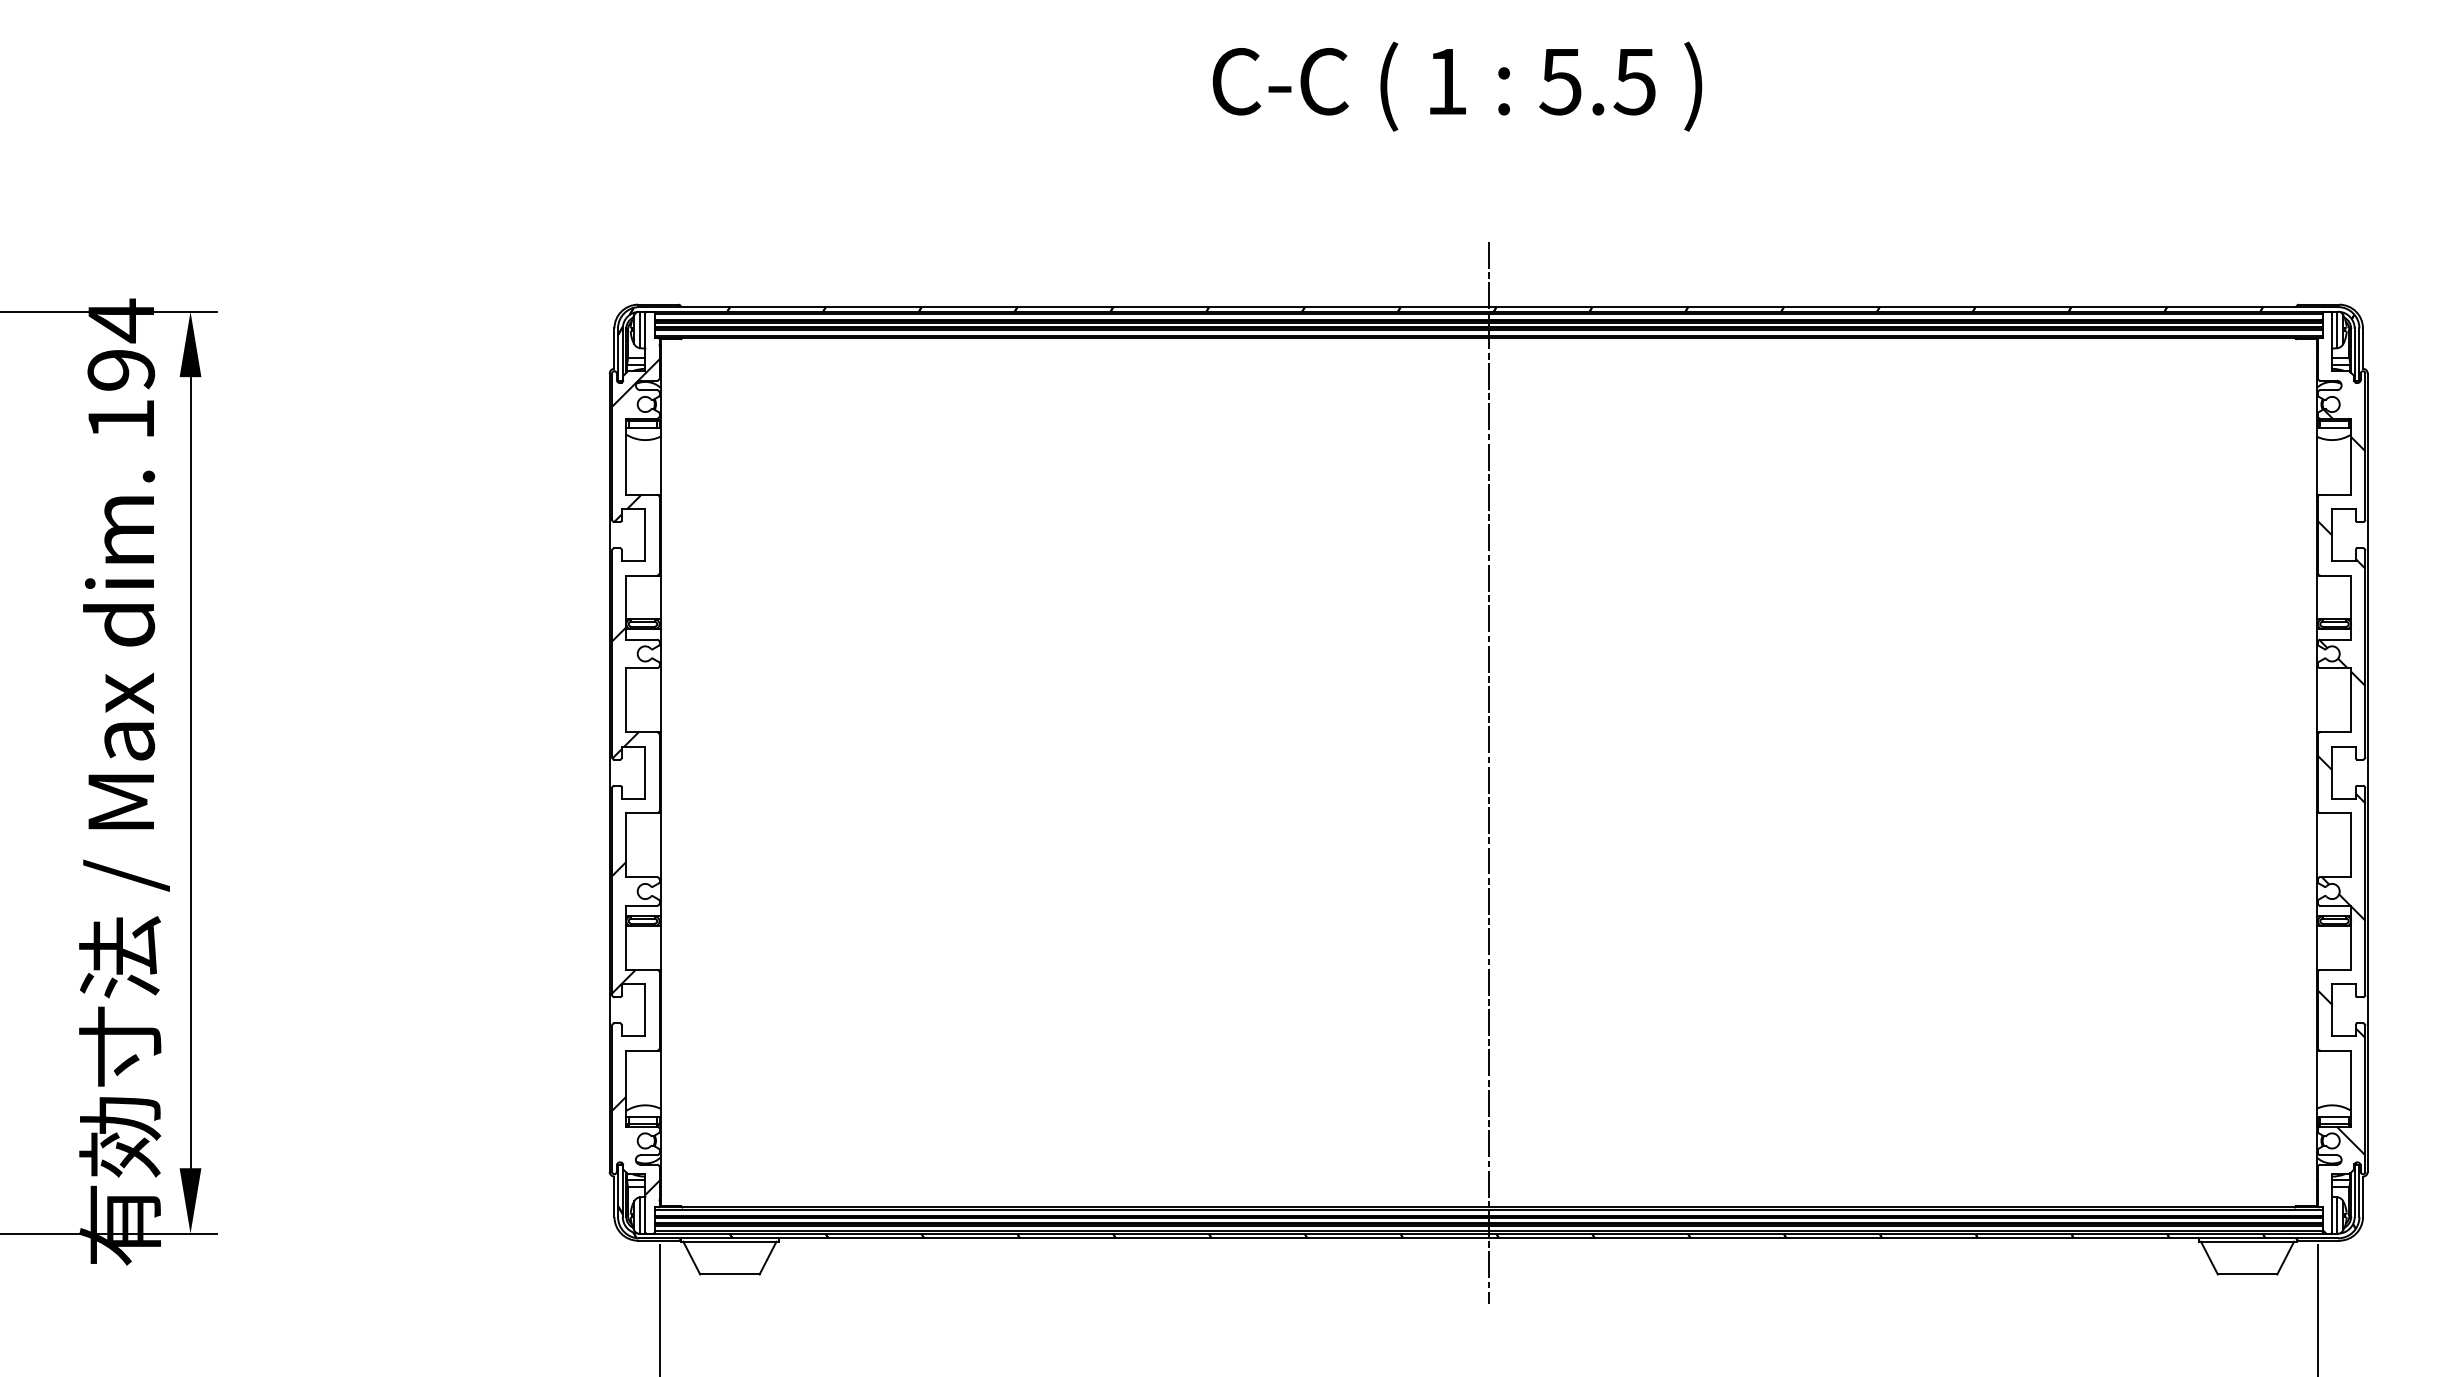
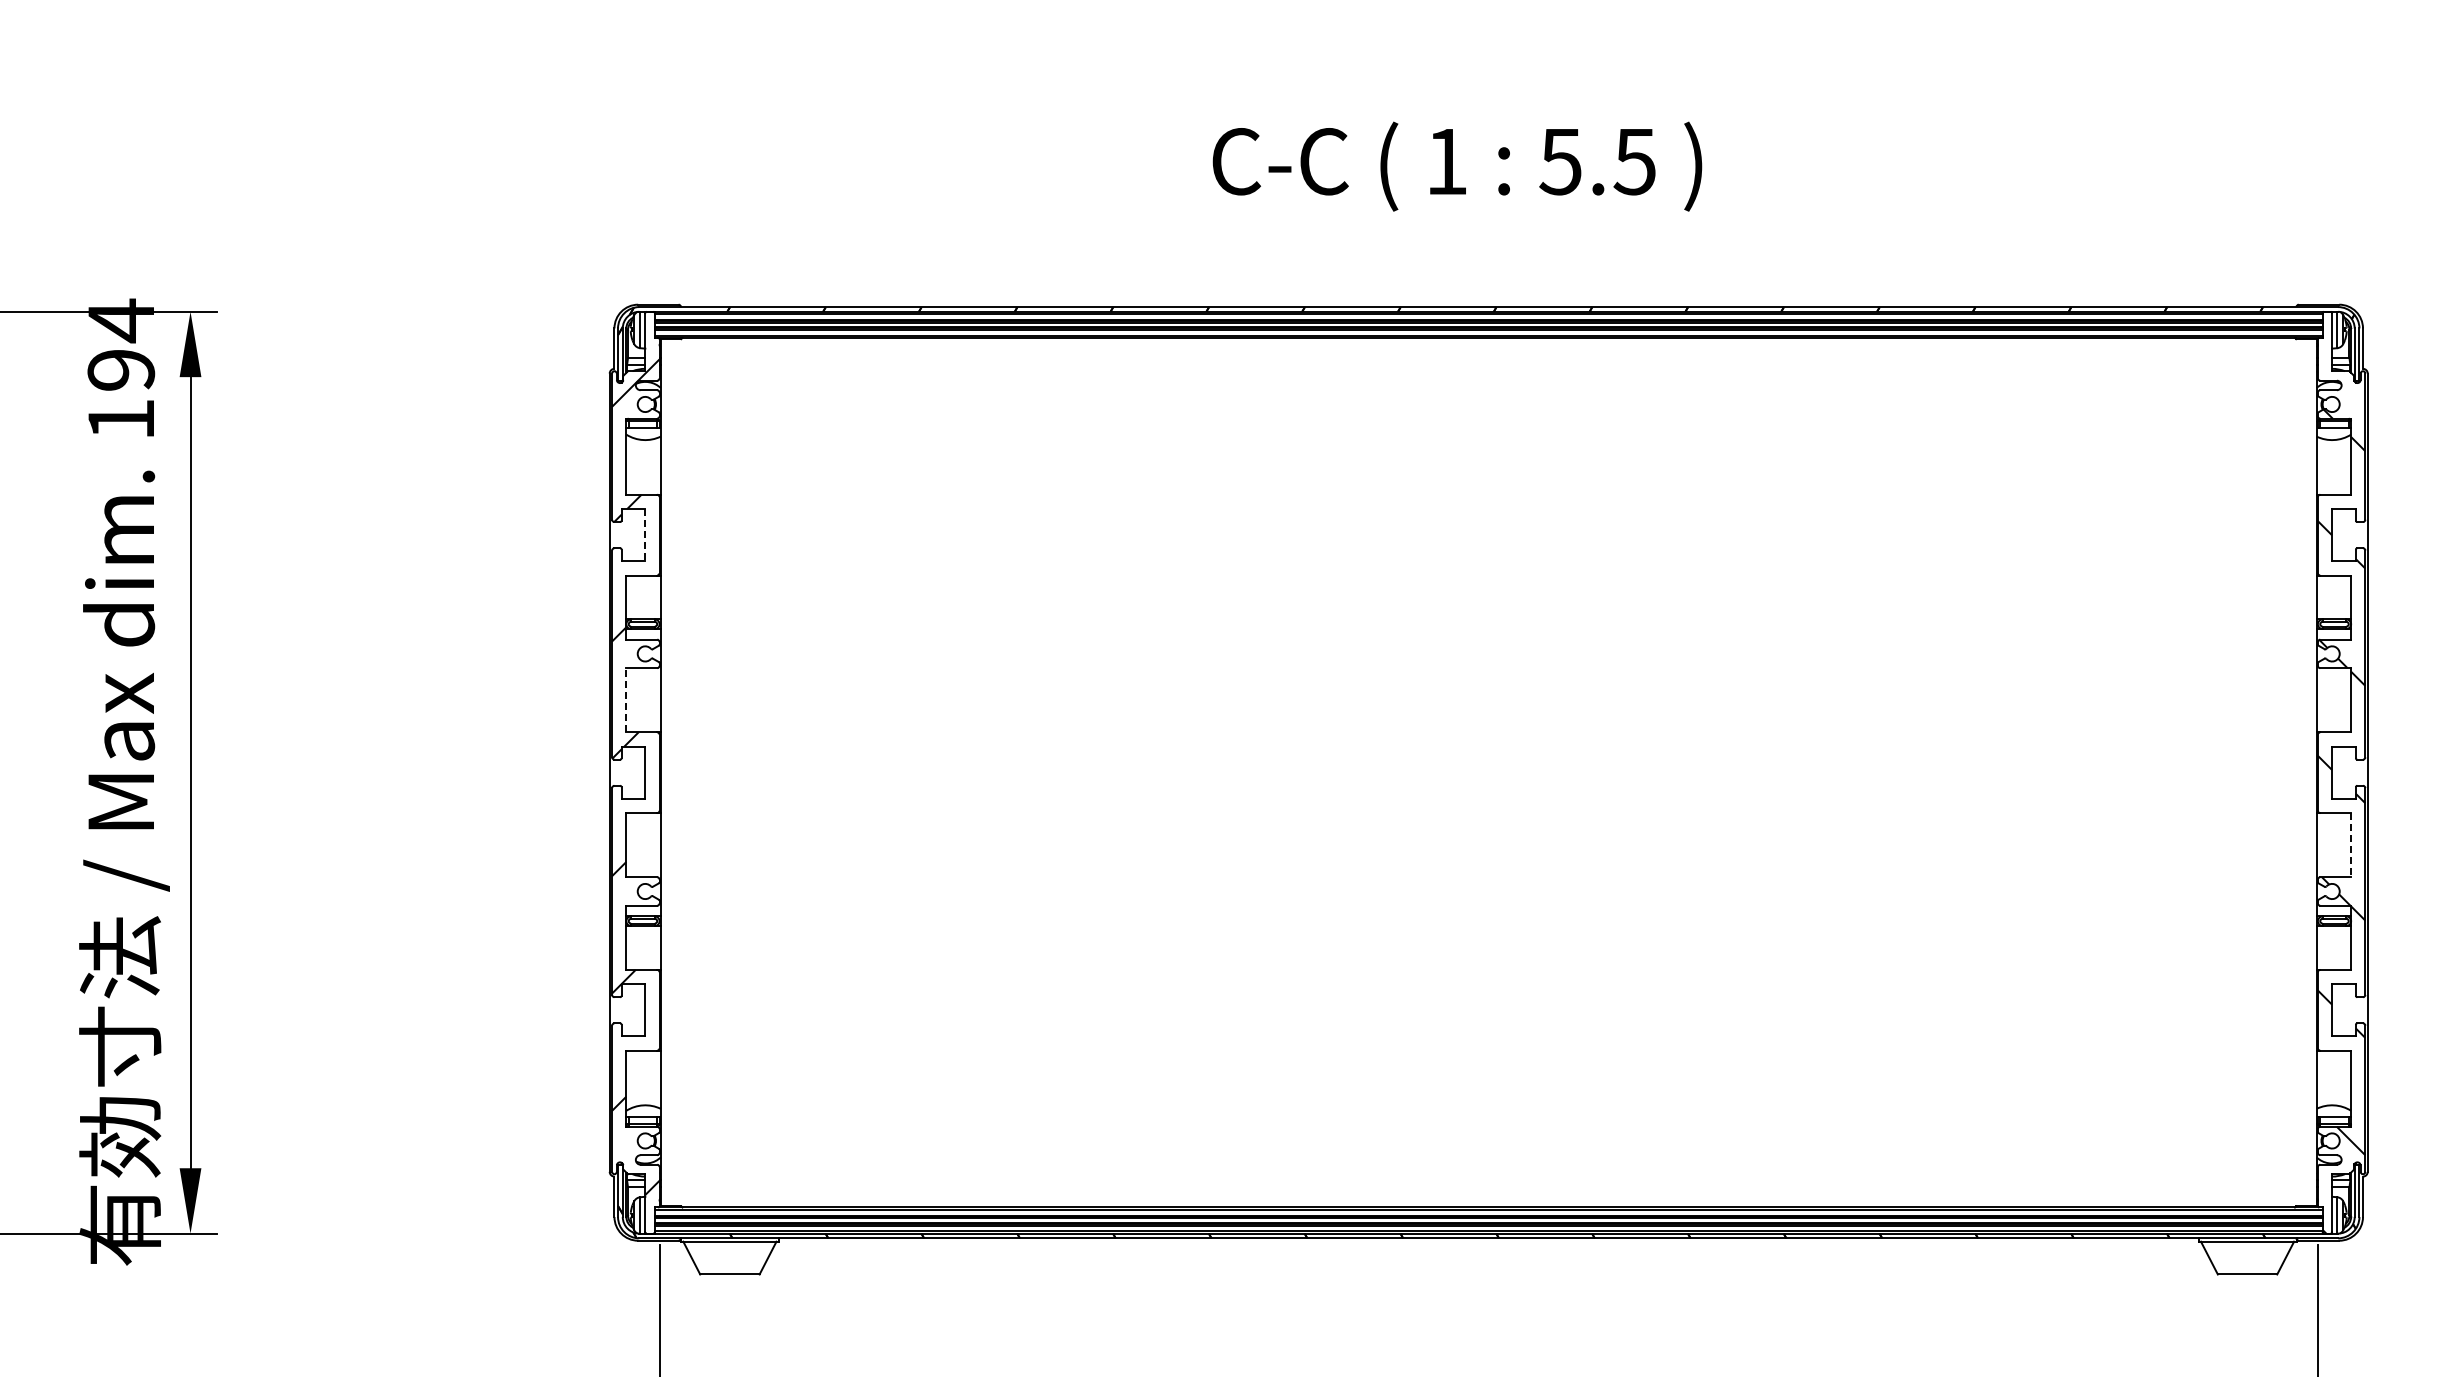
text position: (1457, 86) -> (1457, 166) (1457, 166)
line: solid -> dashed (645, 535)
line: solid -> dashed (626, 699)
line: present -> none (1488, 772)
line: solid -> dashed (2351, 845)
